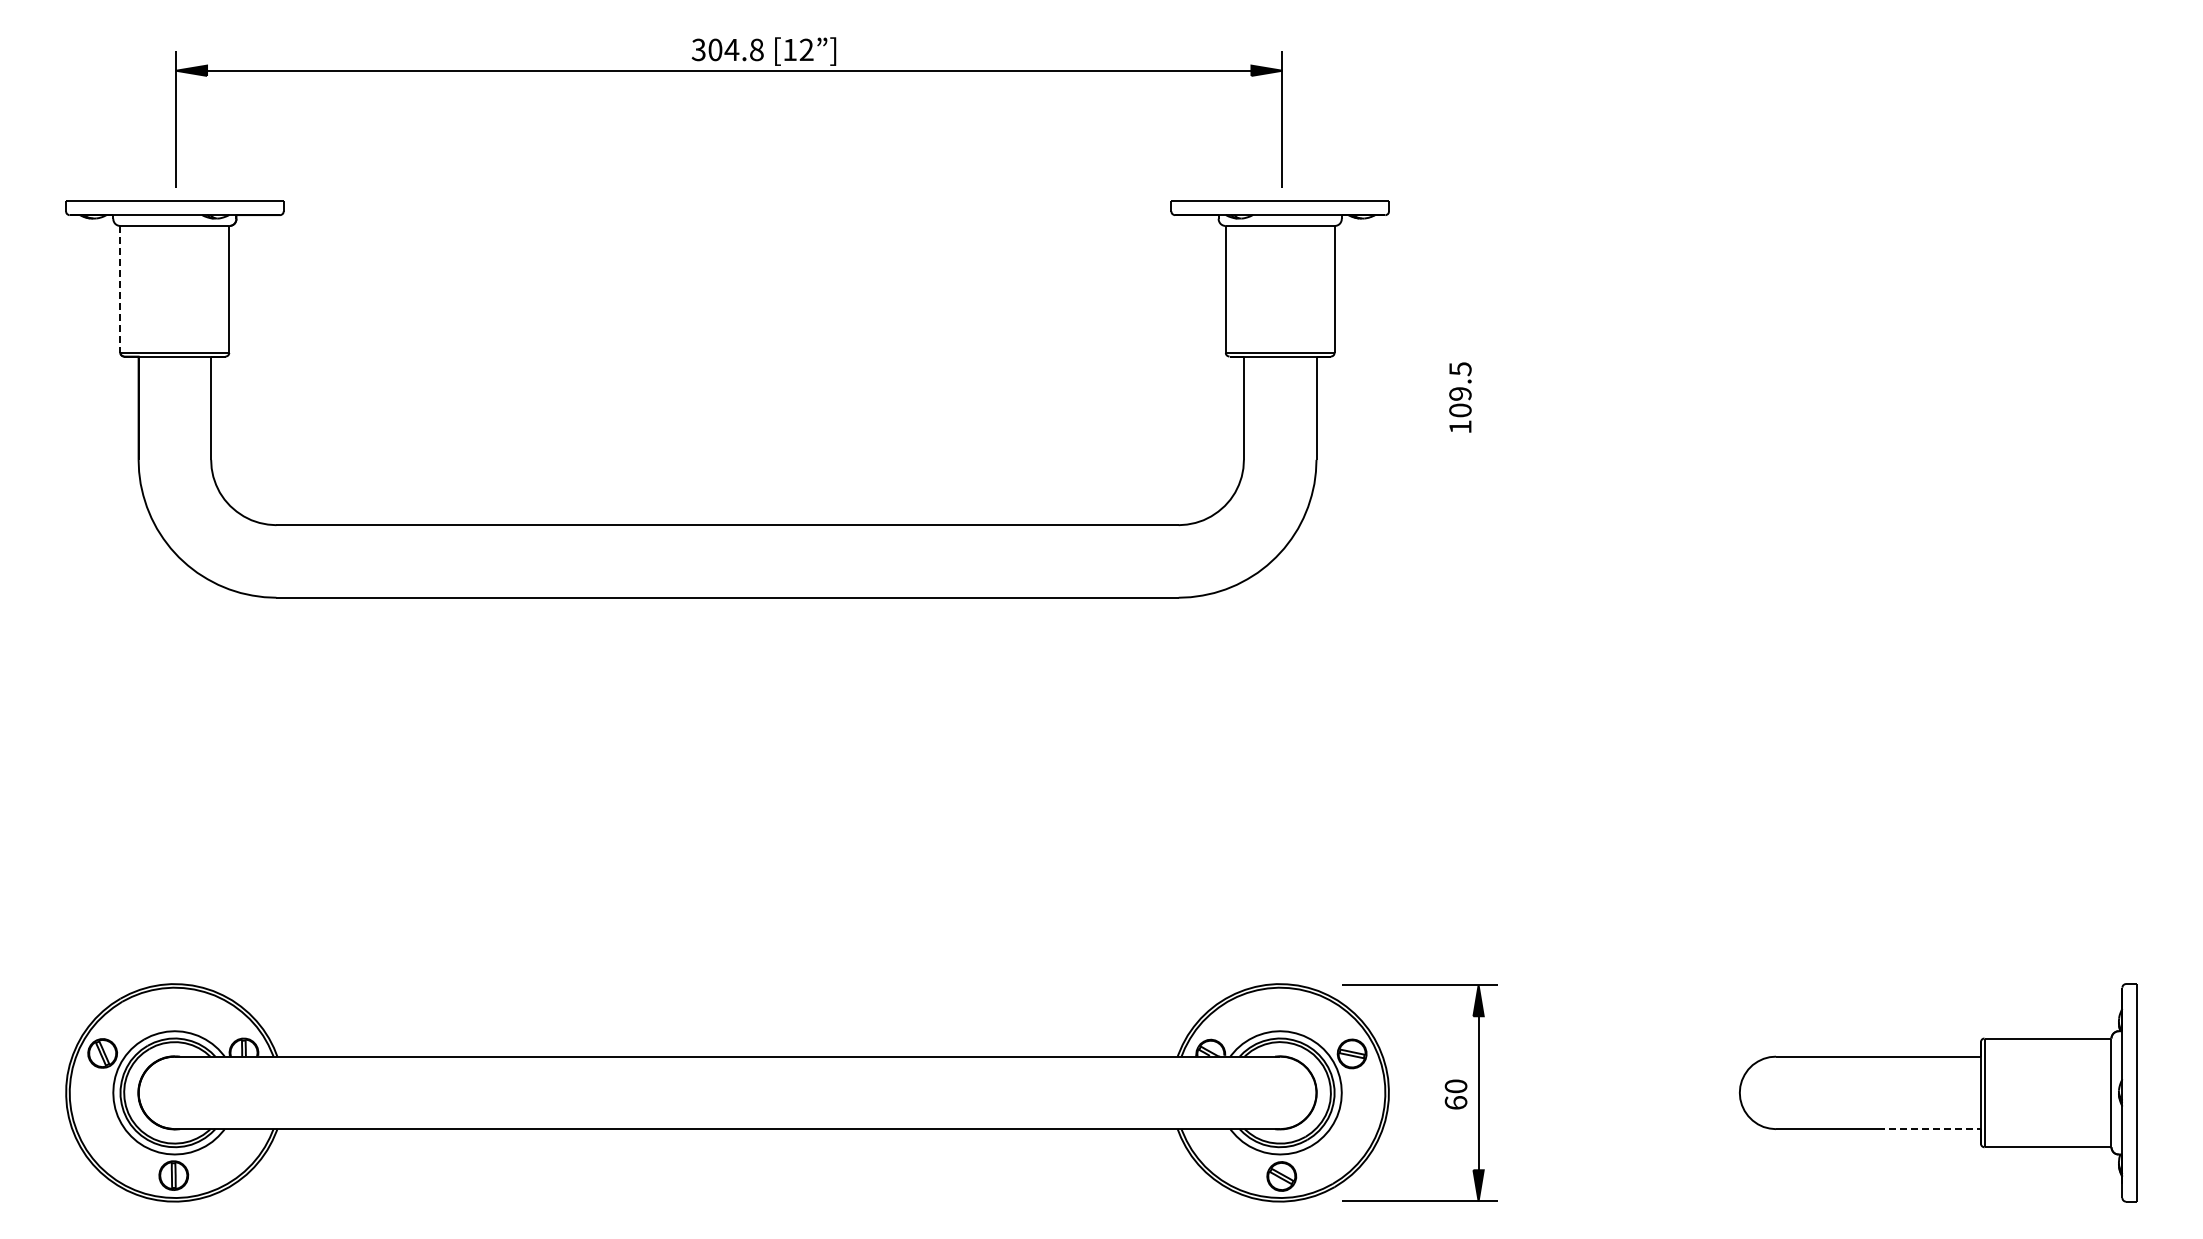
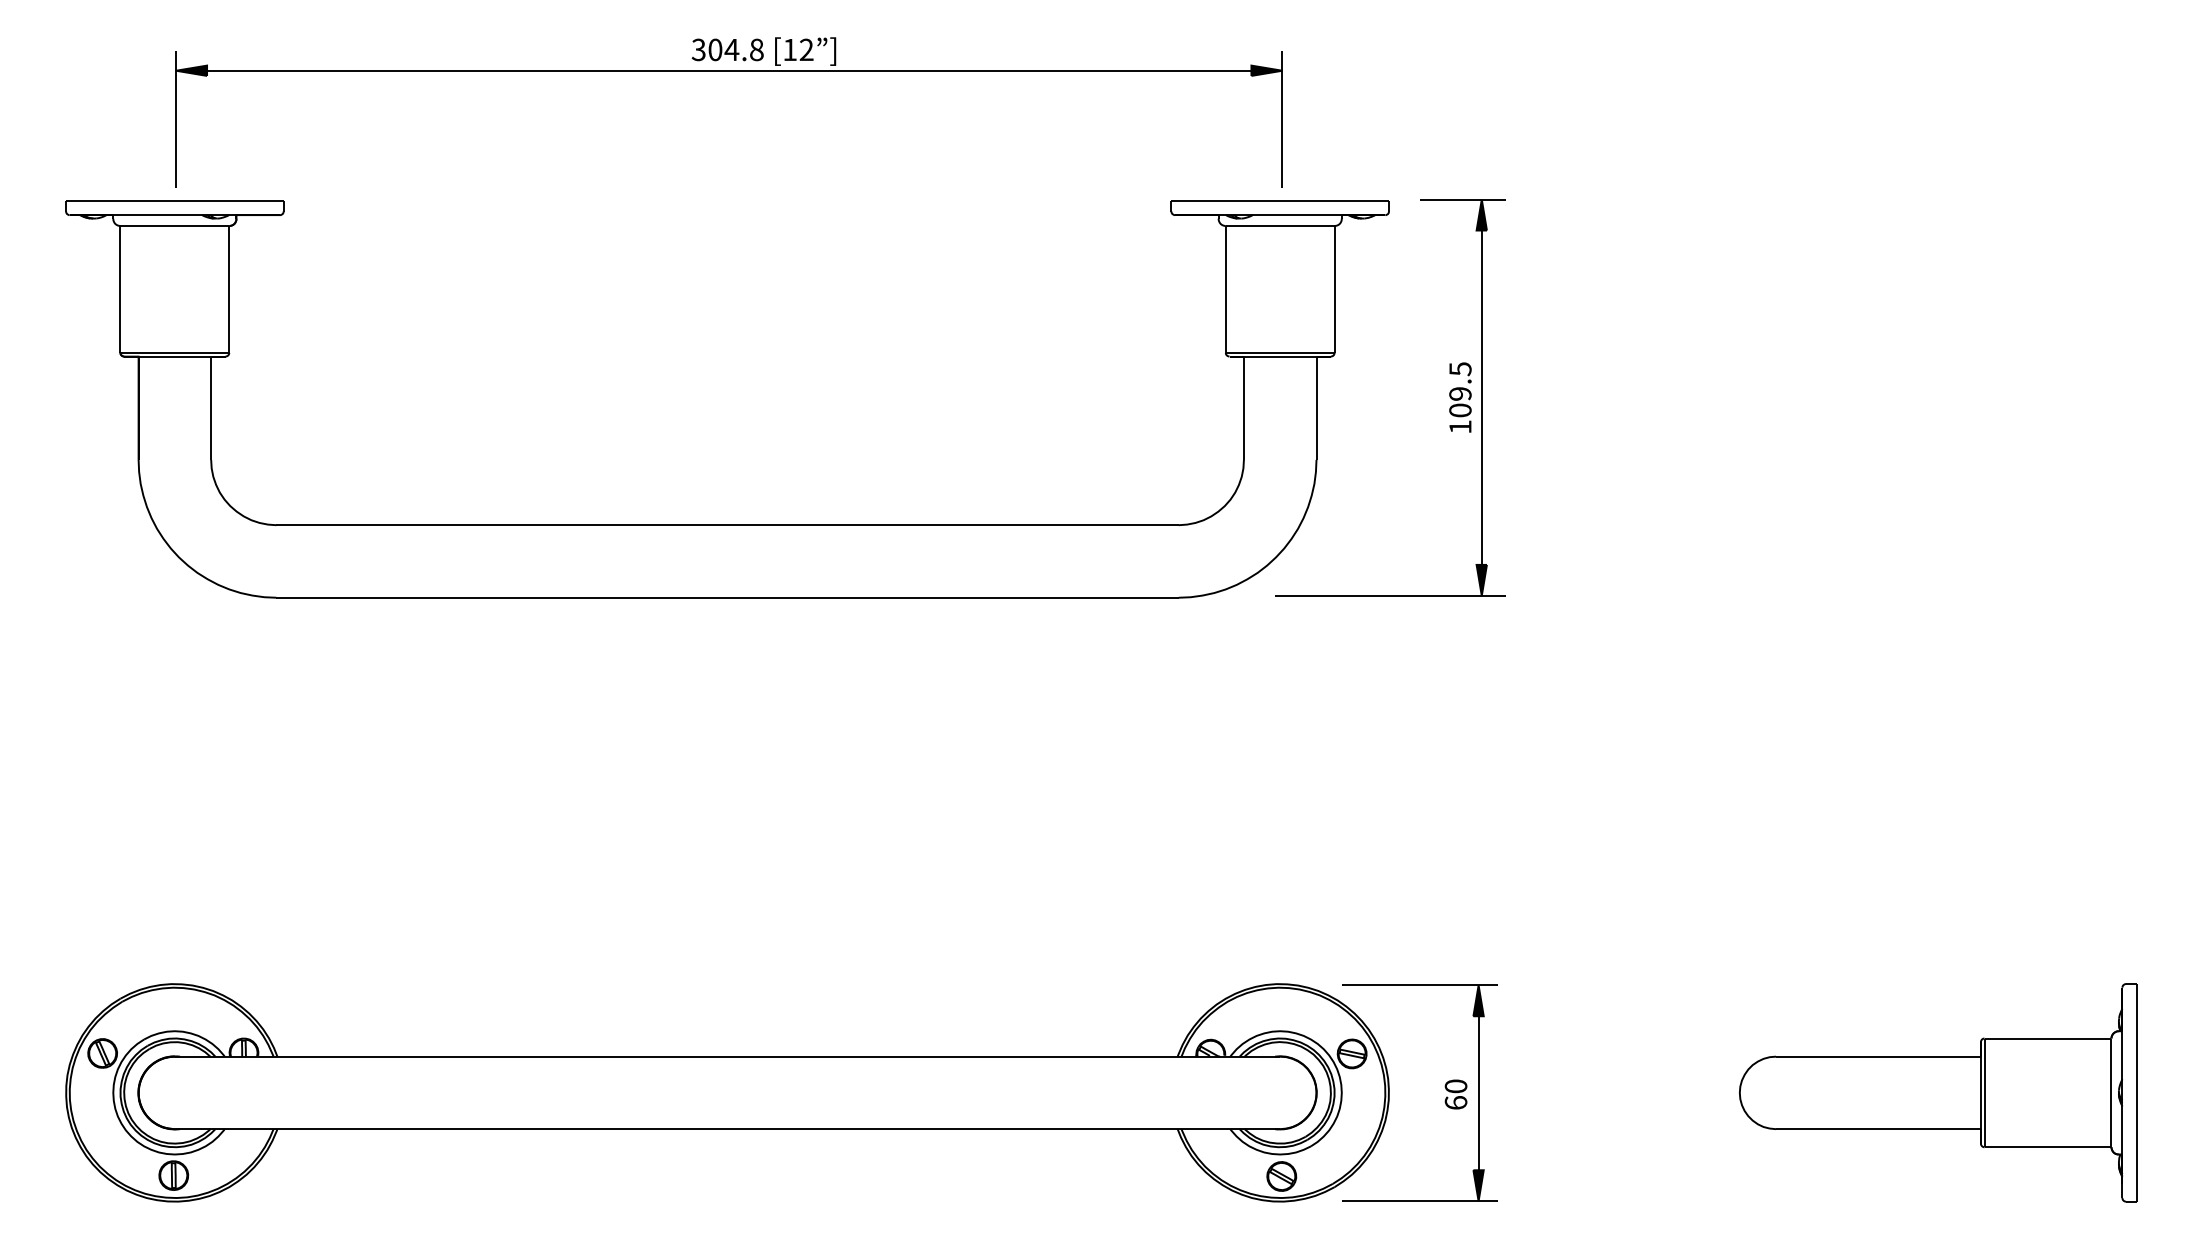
line: dashed -> solid (120, 289)
part: none -> present (1481, 397)
line: dashed -> solid (1929, 1129)
